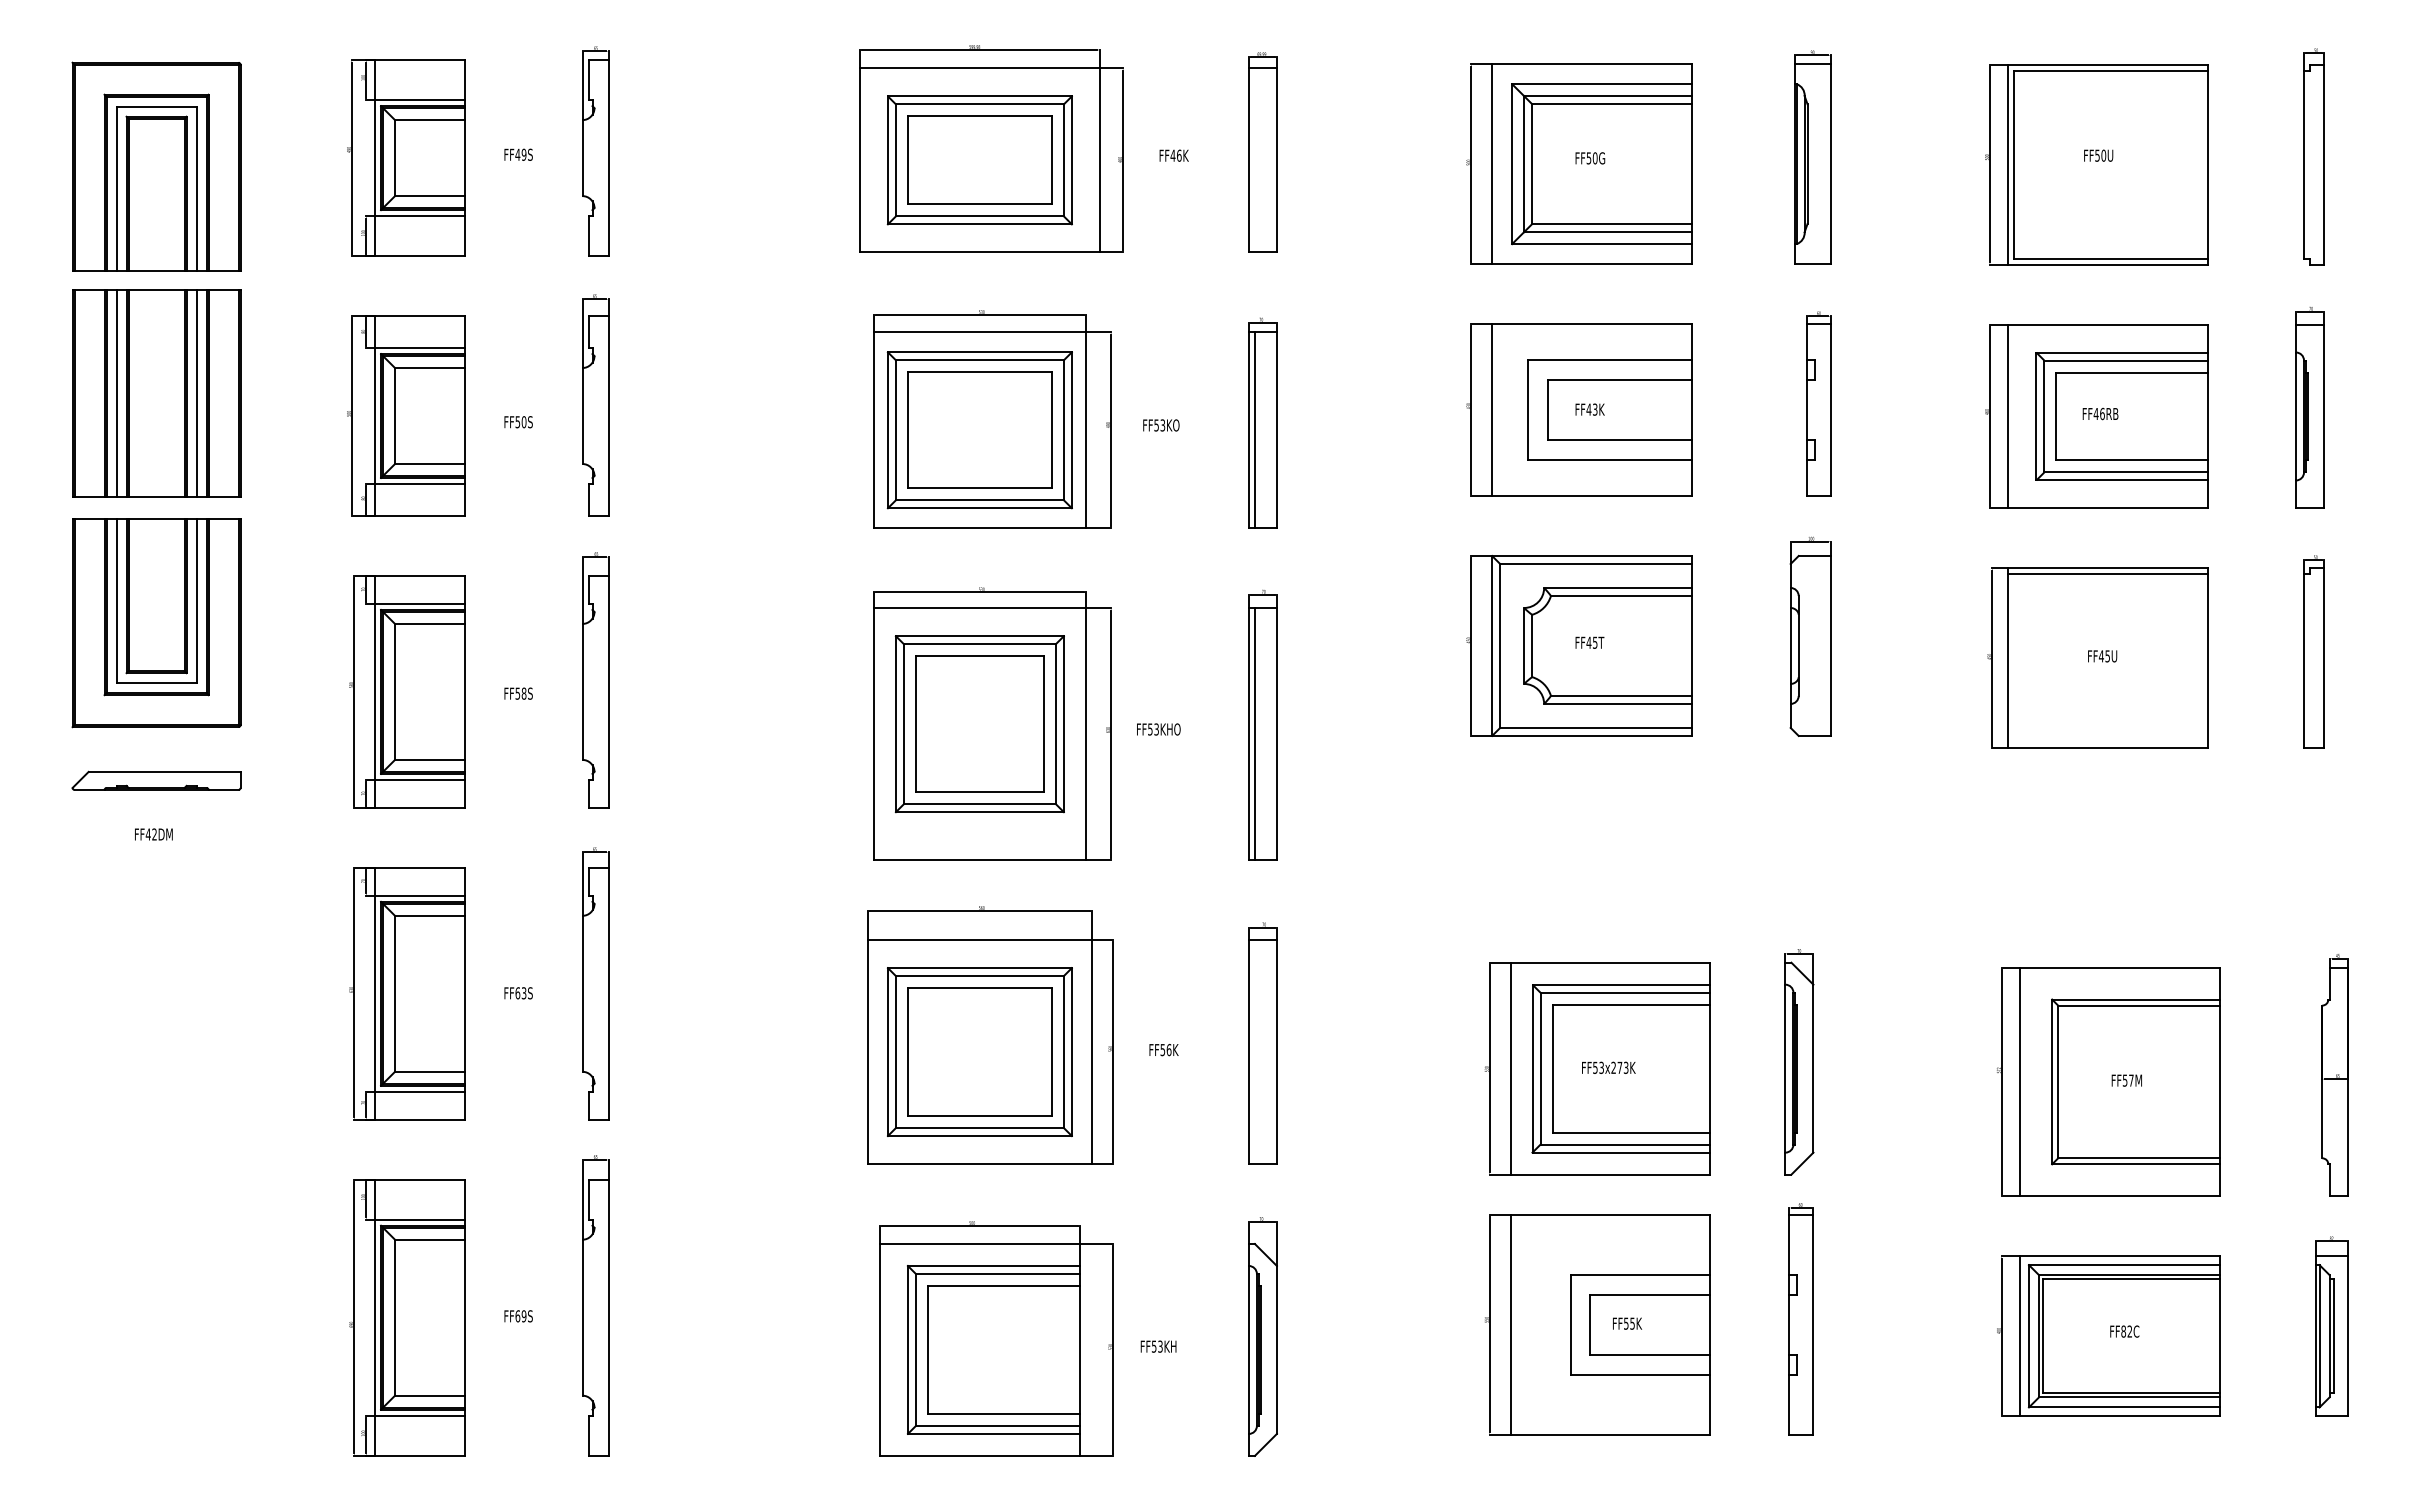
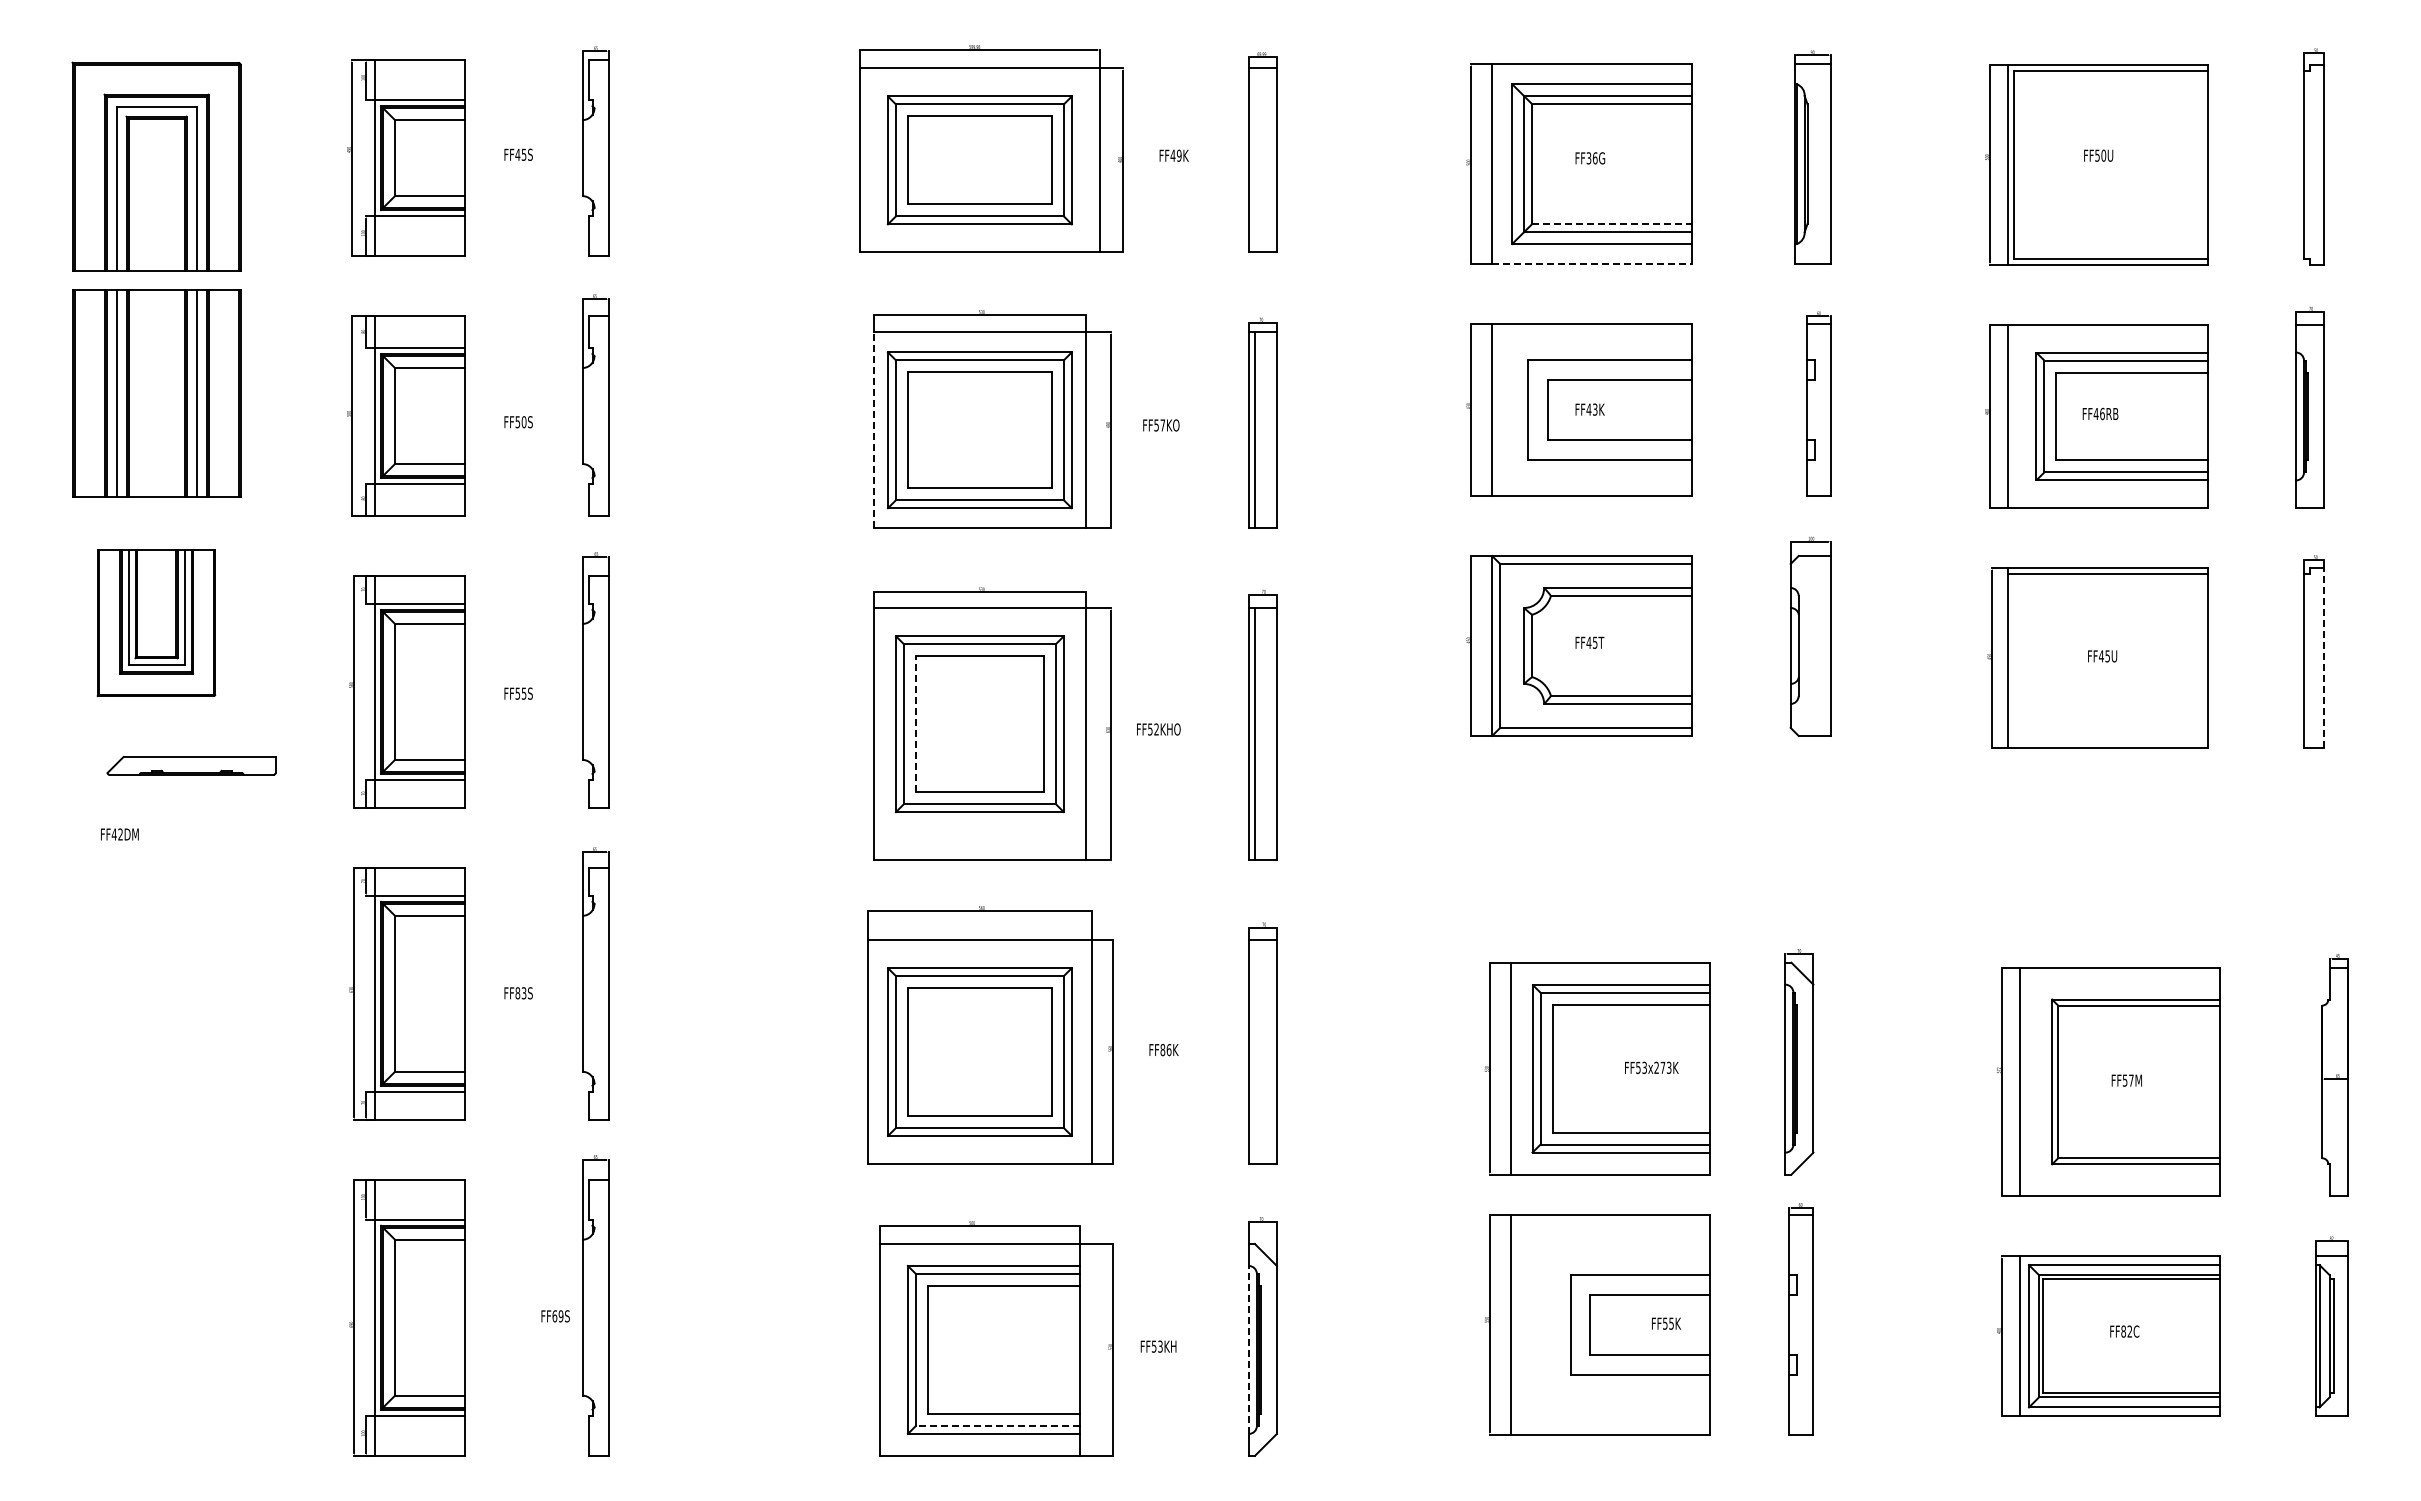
text: FF49S -> FF45S (523, 154)
text: FF46K -> FF49K (1178, 155)
text: FF50G -> FF36G (1592, 157)
line: solid -> dashed (1612, 224)
line: solid -> dashed (1592, 264)
text: FF53KO -> FF57KO (1162, 425)
line: solid -> dashed (873, 430)
part size: 171x211 px -> 121x149 px (156, 623)
line: solid -> dashed (2324, 658)
text: FF58S -> FF55S (523, 693)
line: solid -> dashed (915, 724)
text: FF53KHO -> FF52KHO (1156, 729)
part position: (156, 780) -> (191, 765) (191, 765)
text position: (153, 834) -> (119, 834) (119, 834)
text: FF63S -> FF83S (517, 992)
text: FF56K -> FF86K (1162, 1050)
text position: (1608, 1067) -> (1651, 1067) (1651, 1067)
text position: (518, 1316) -> (555, 1316) (555, 1316)
text position: (1627, 1323) -> (1666, 1323) (1666, 1323)
line: solid -> dashed (1248, 1349)
line: solid -> dashed (997, 1425)
